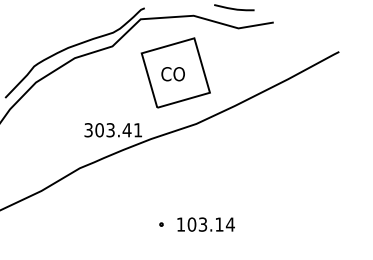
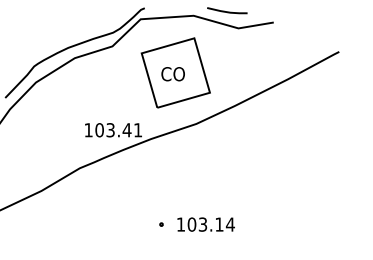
line position: (234, 8) -> (227, 11) (227, 11)
text: 303.41 -> 103.41 (88, 130)
